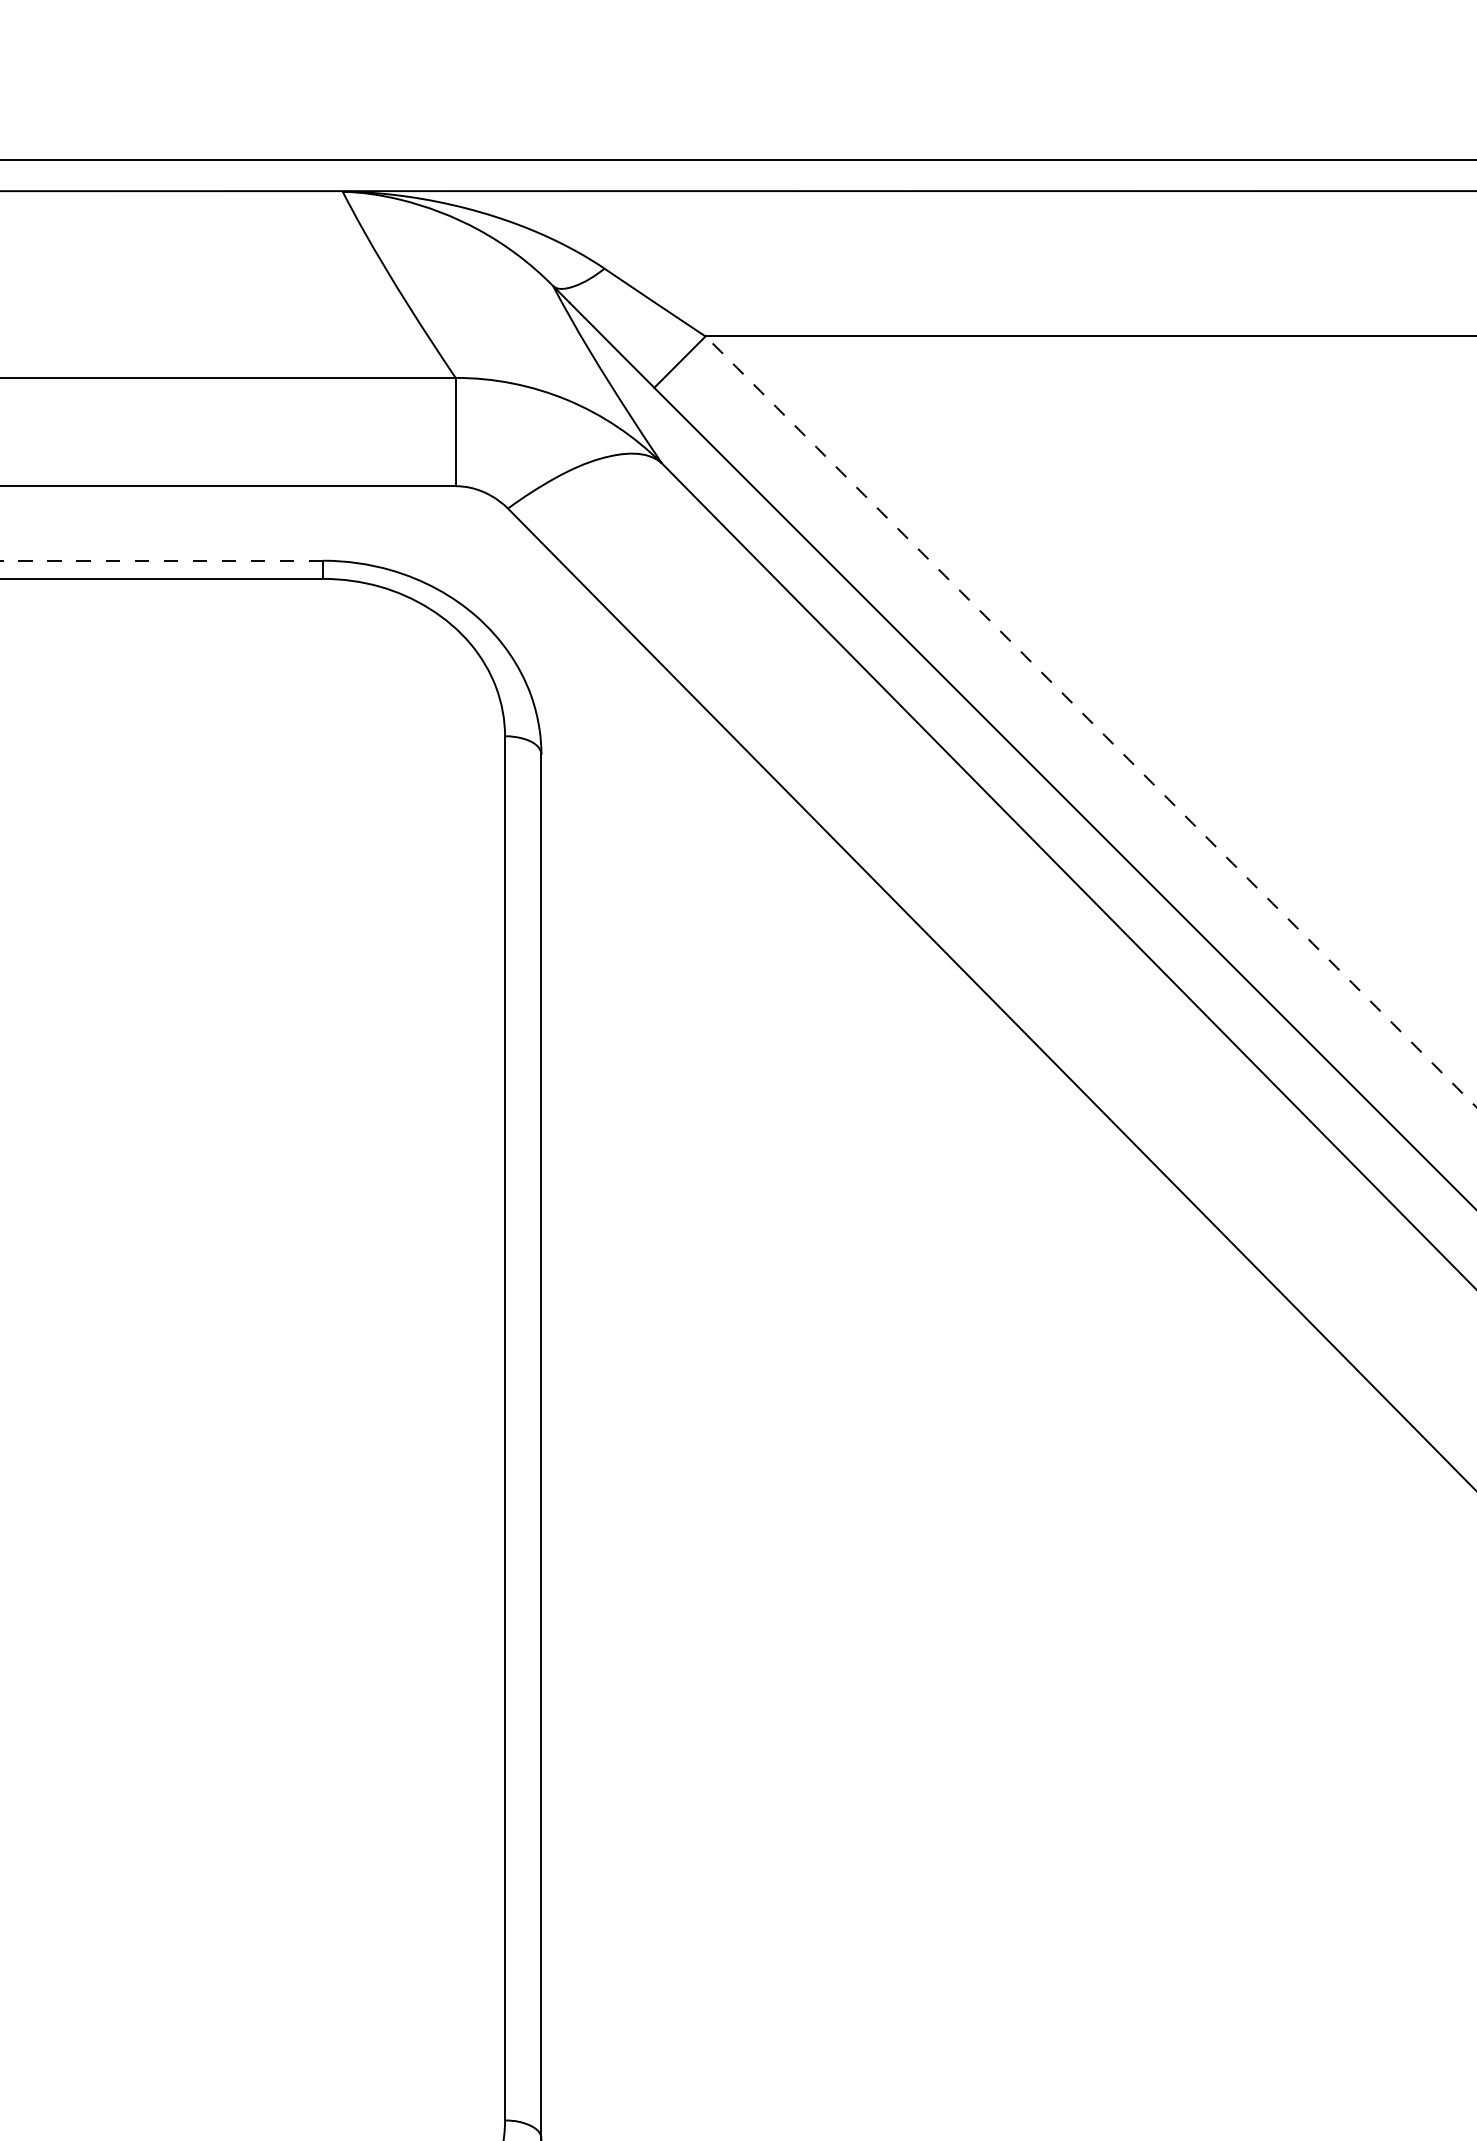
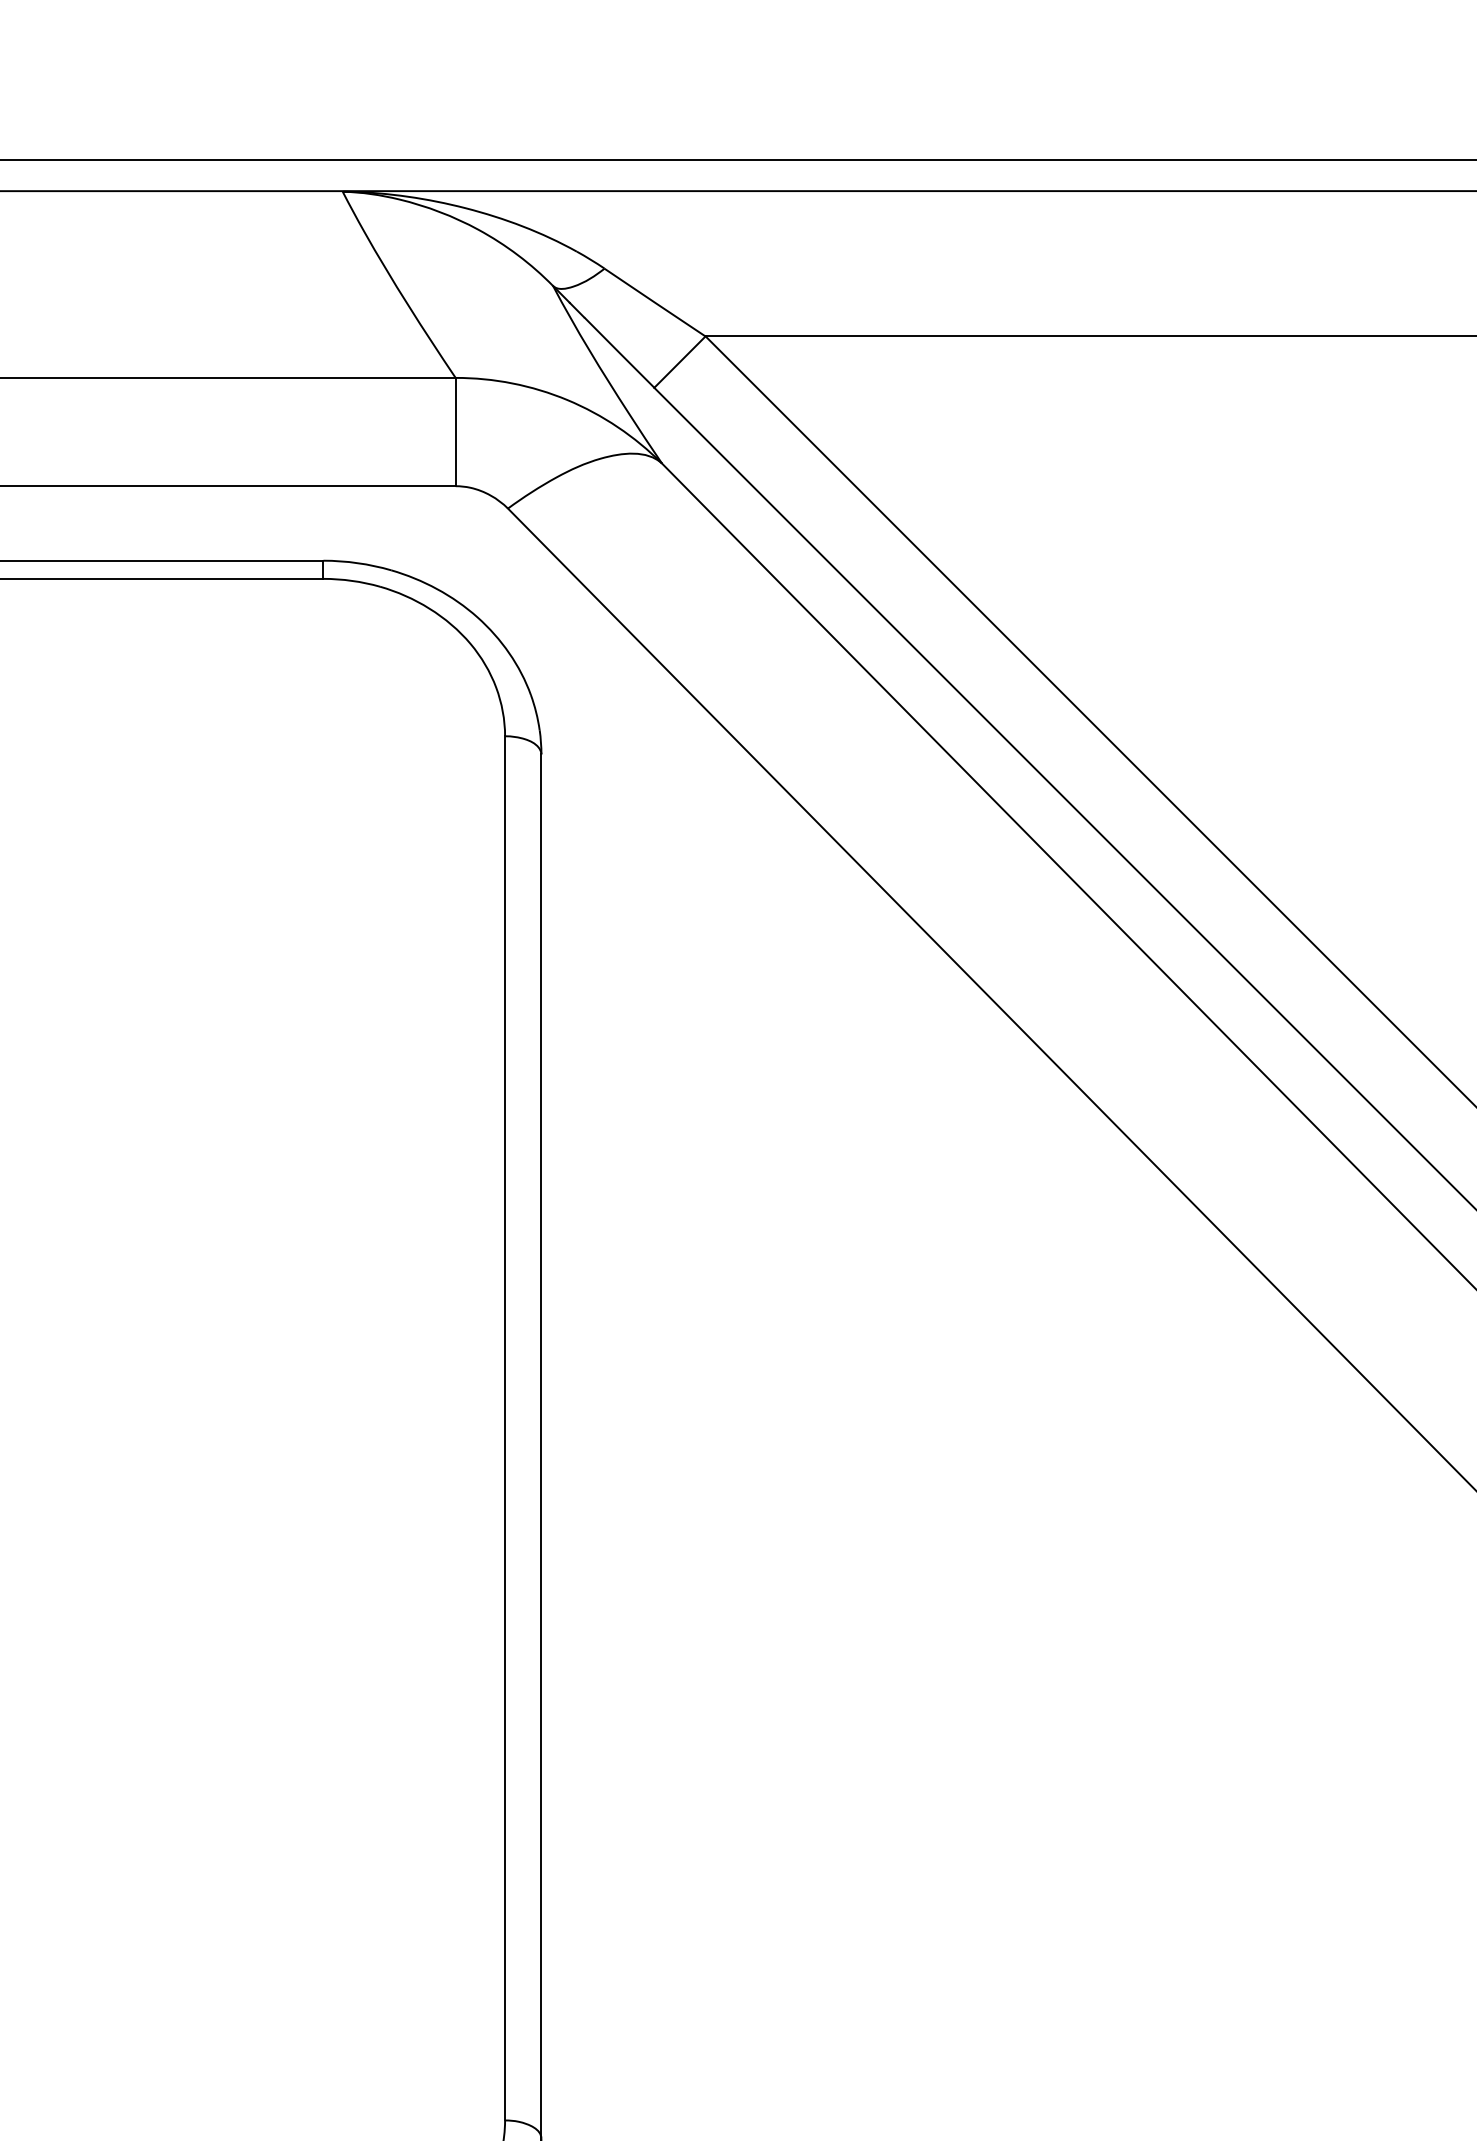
line: dashed -> solid (161, 560)
line: dashed -> solid (1090, 721)
